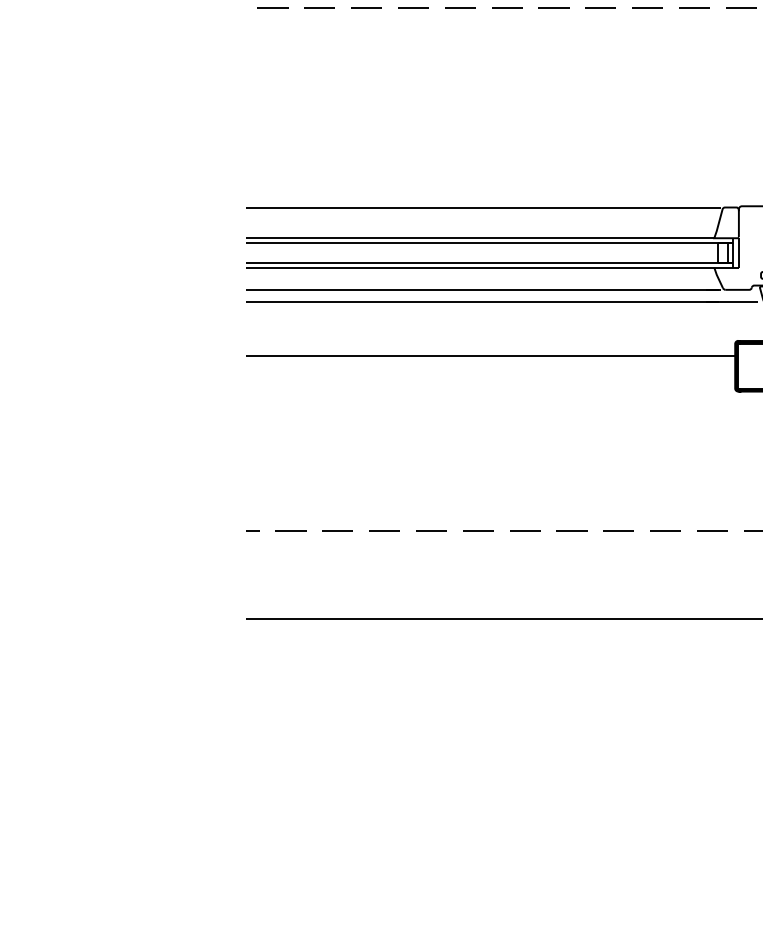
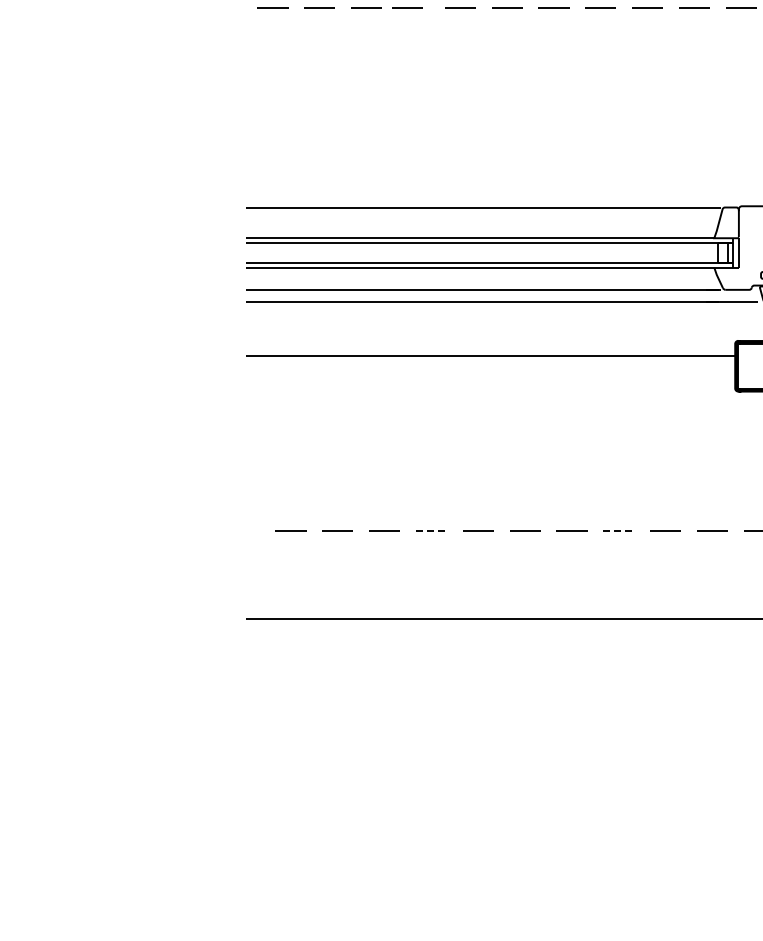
line position: (413, 7) -> (407, 7) (407, 7)
line: present -> none (252, 530)
line: solid -> dashed (431, 530)
line: solid -> dashed (618, 530)
